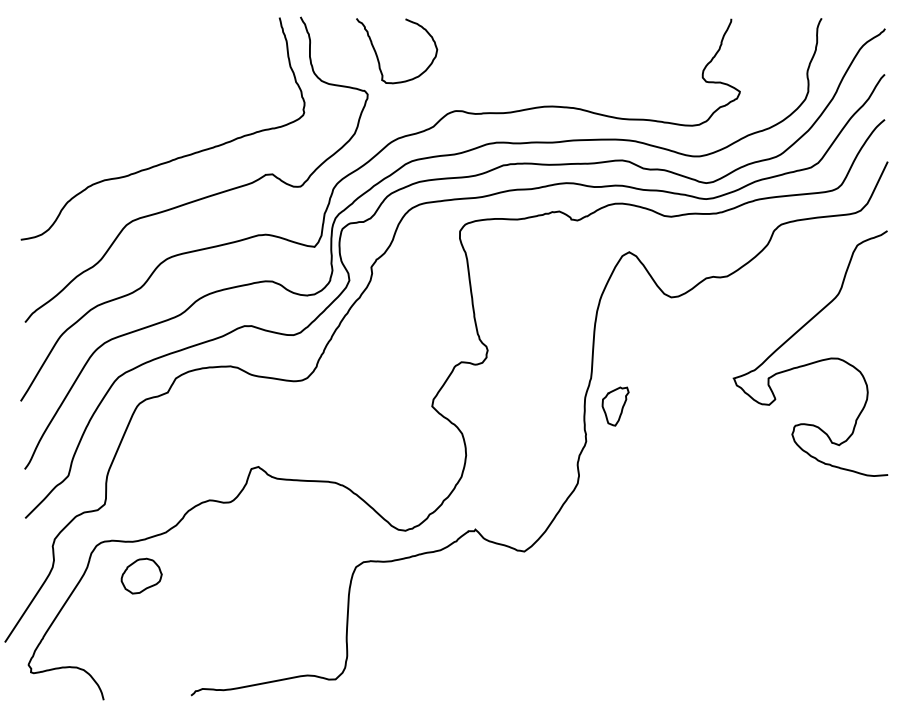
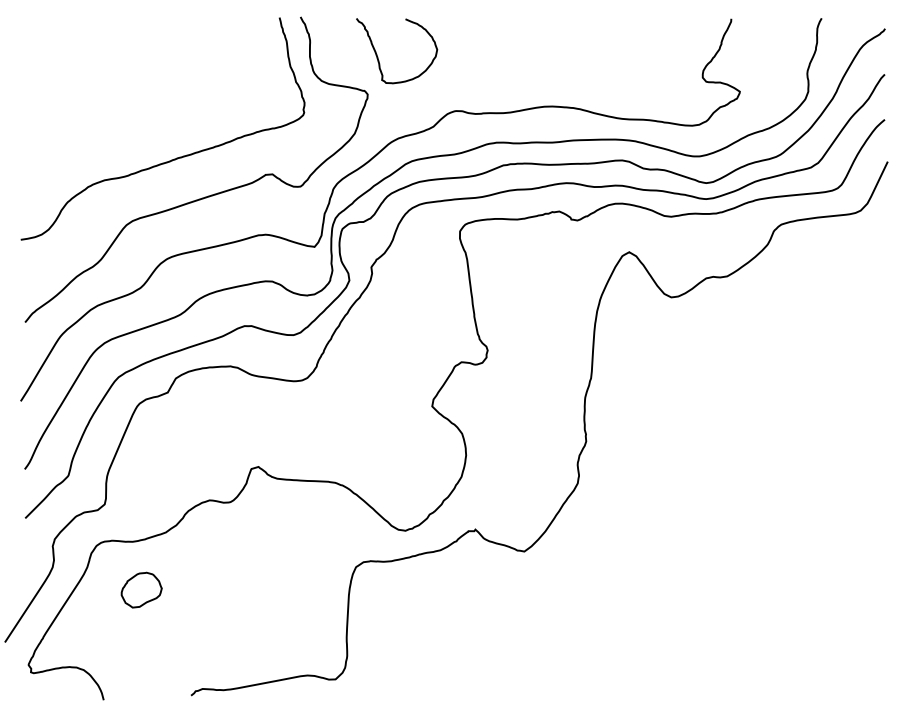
curve: present -> none (813, 361)
part: present -> none (615, 406)
part position: (141, 575) -> (141, 589) (141, 589)
